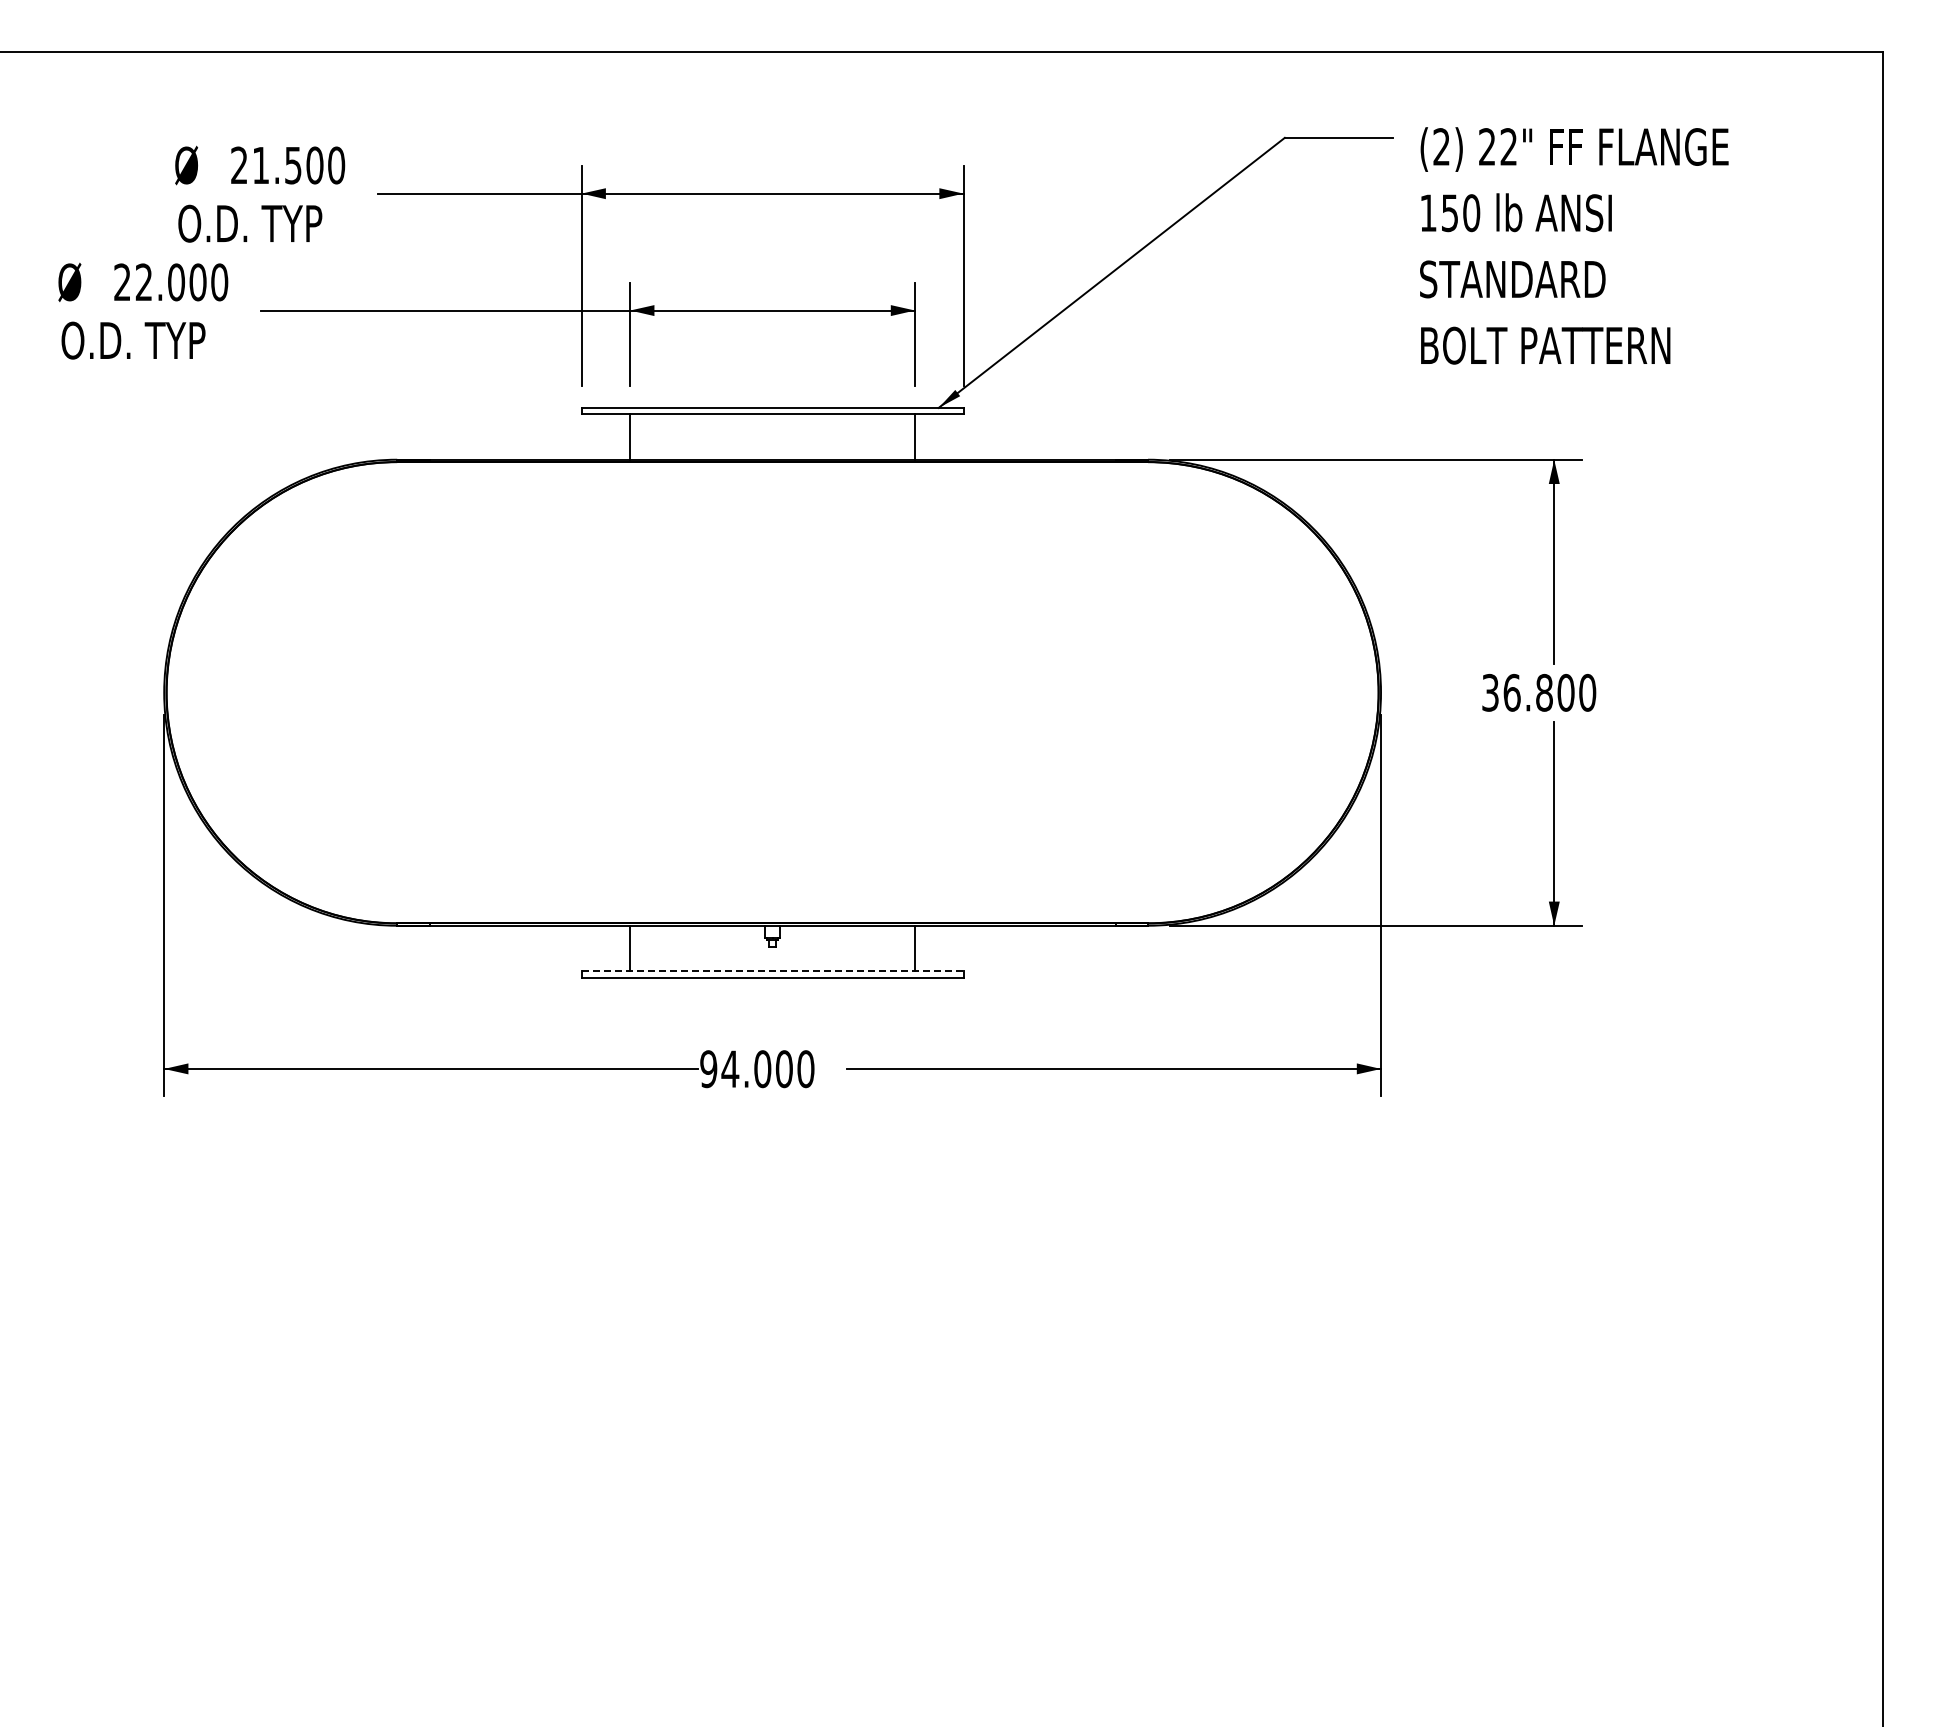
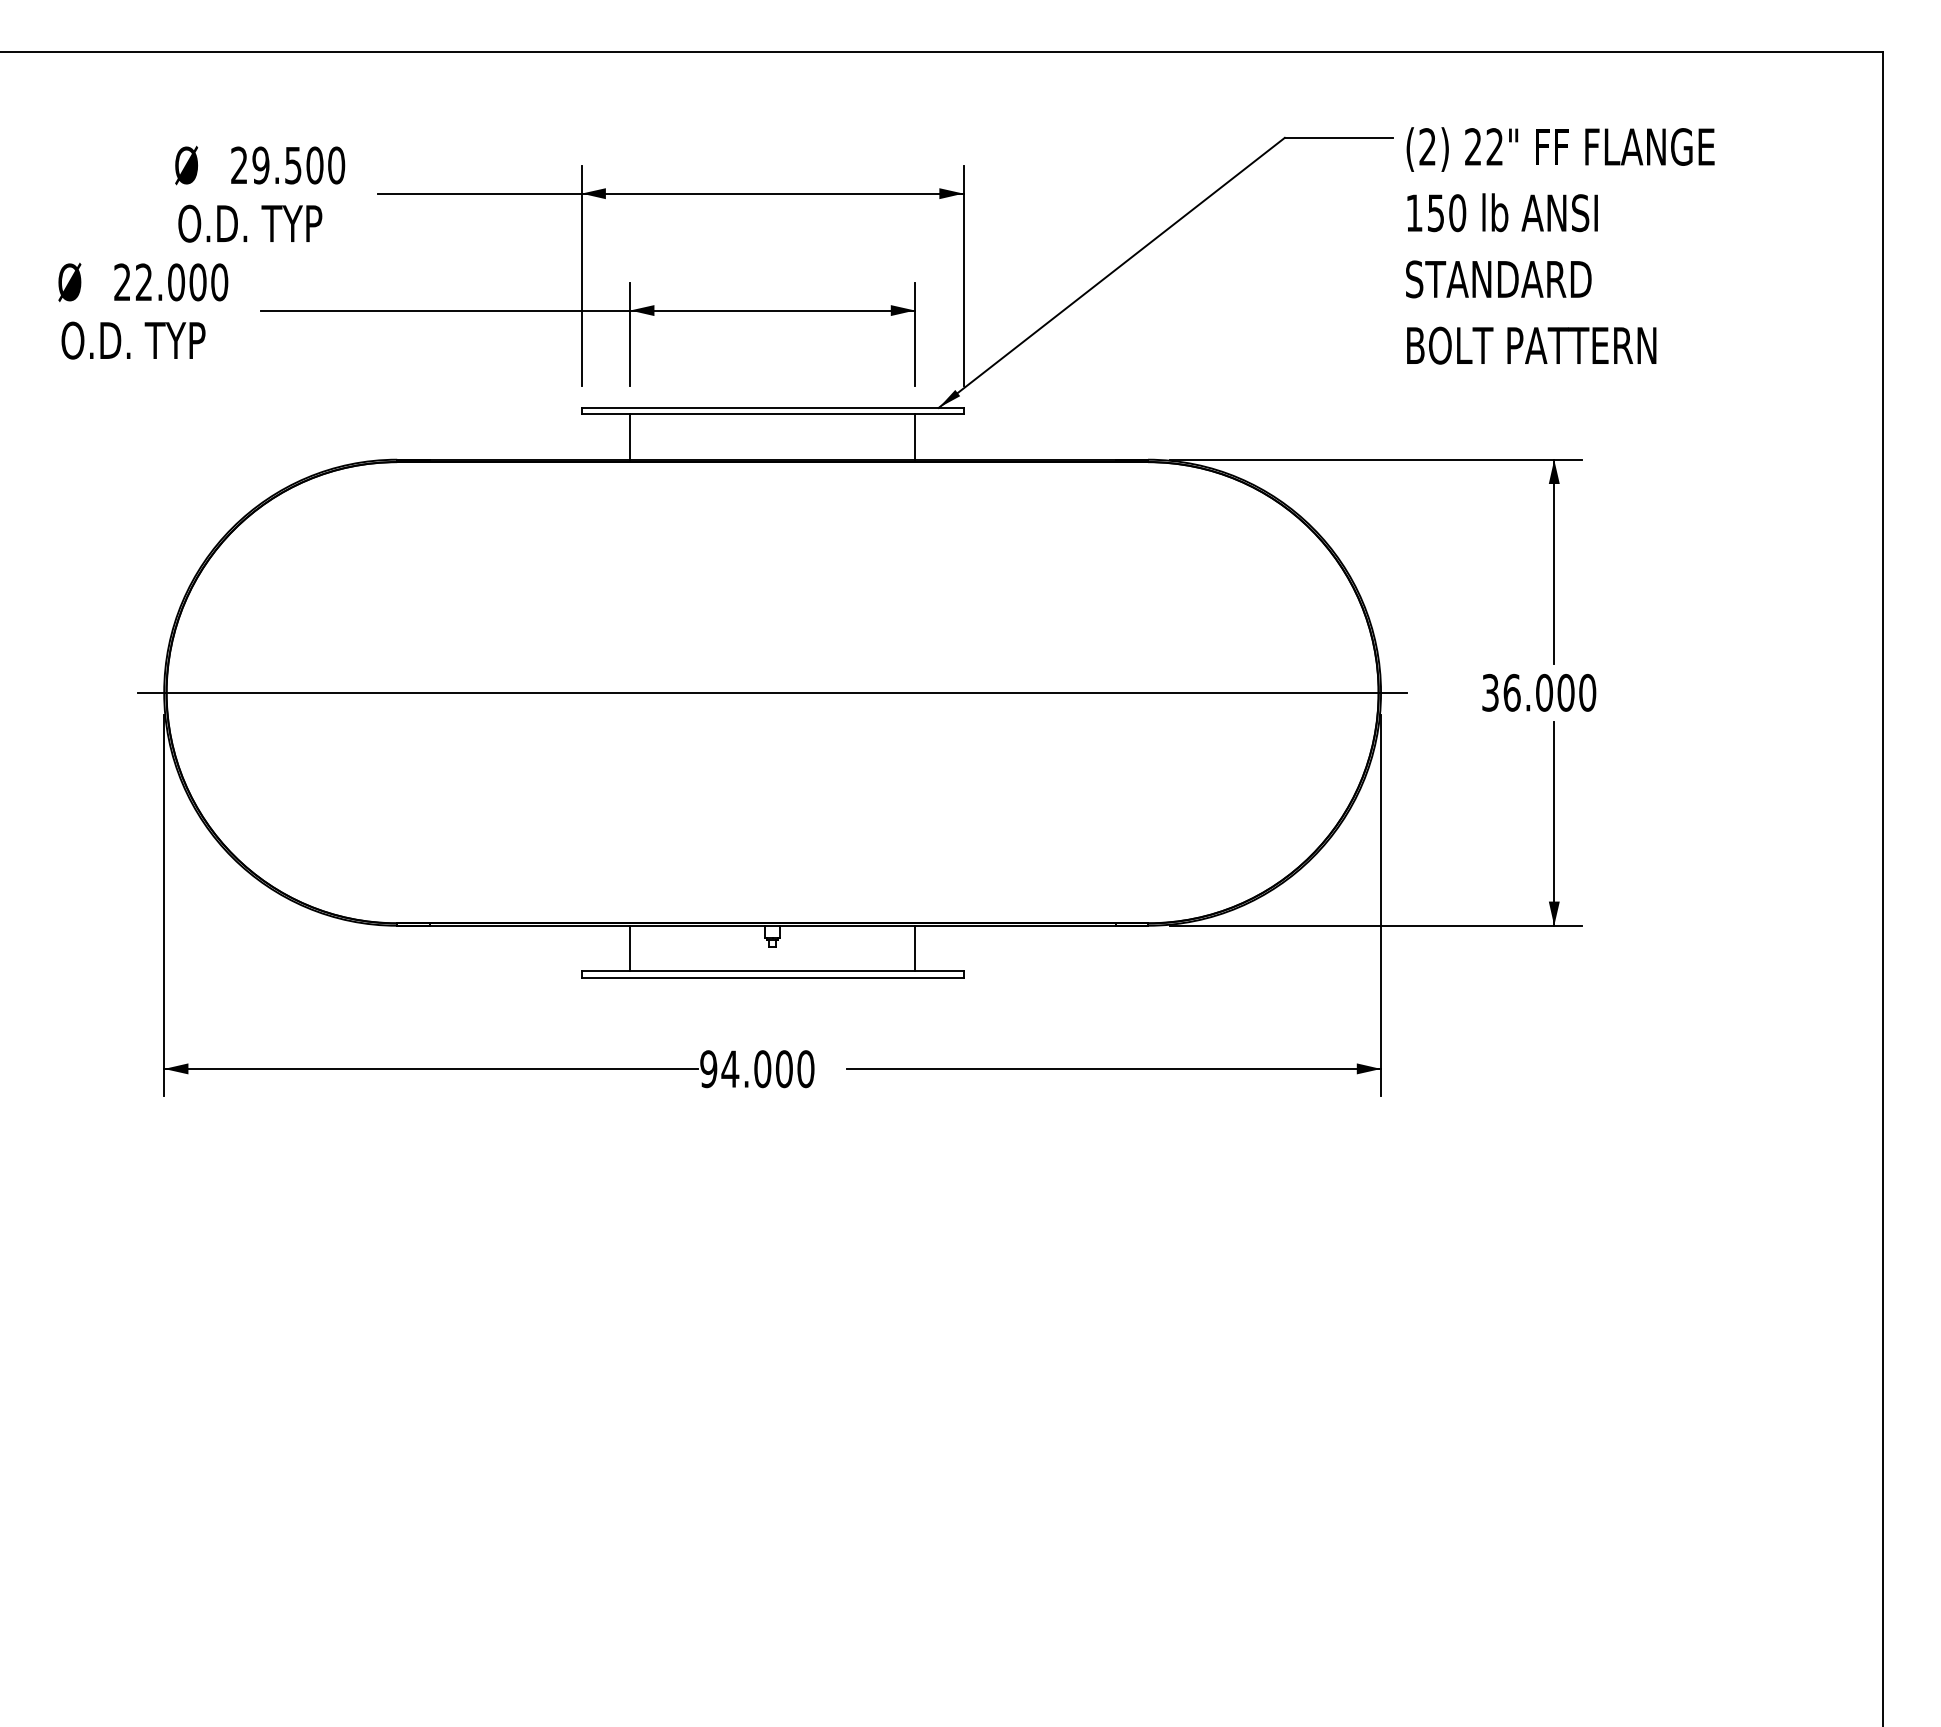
text: 21.500 -> 29.500 (260, 165)
text position: (1574, 245) -> (1560, 245) (1560, 245)
line: none -> present (772, 692)
text: 36.800 -> 36.000 (1544, 692)
line: dashed -> solid (772, 971)
